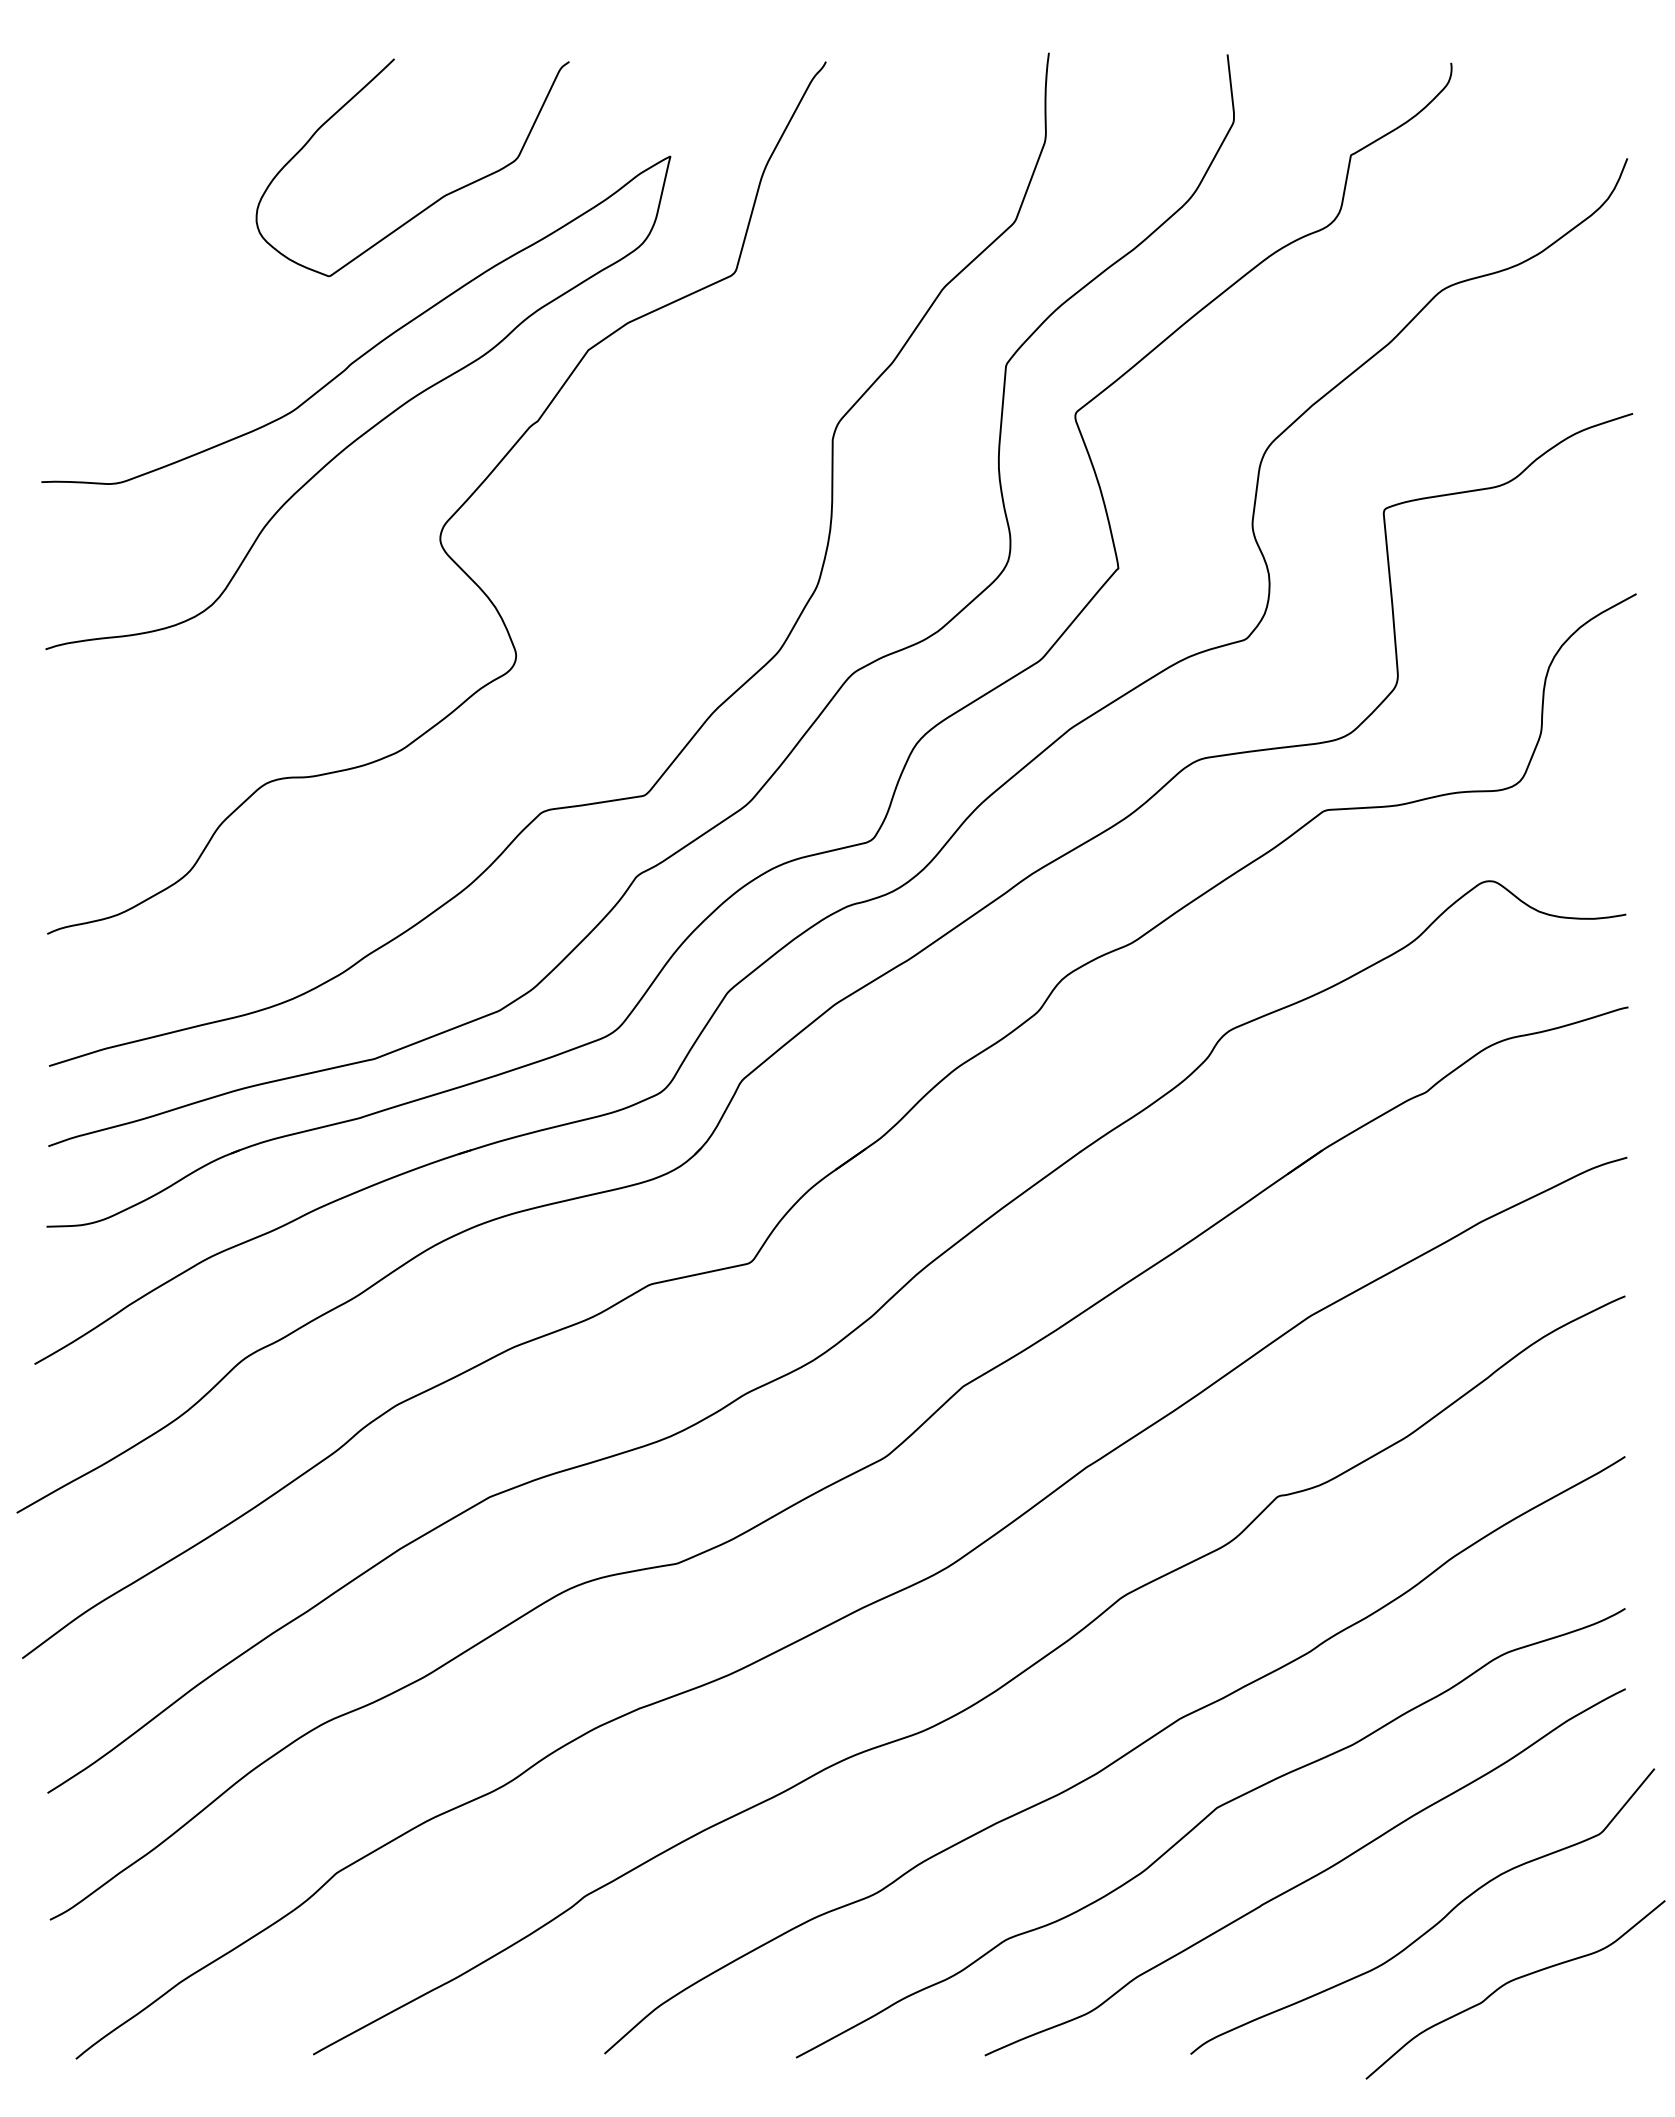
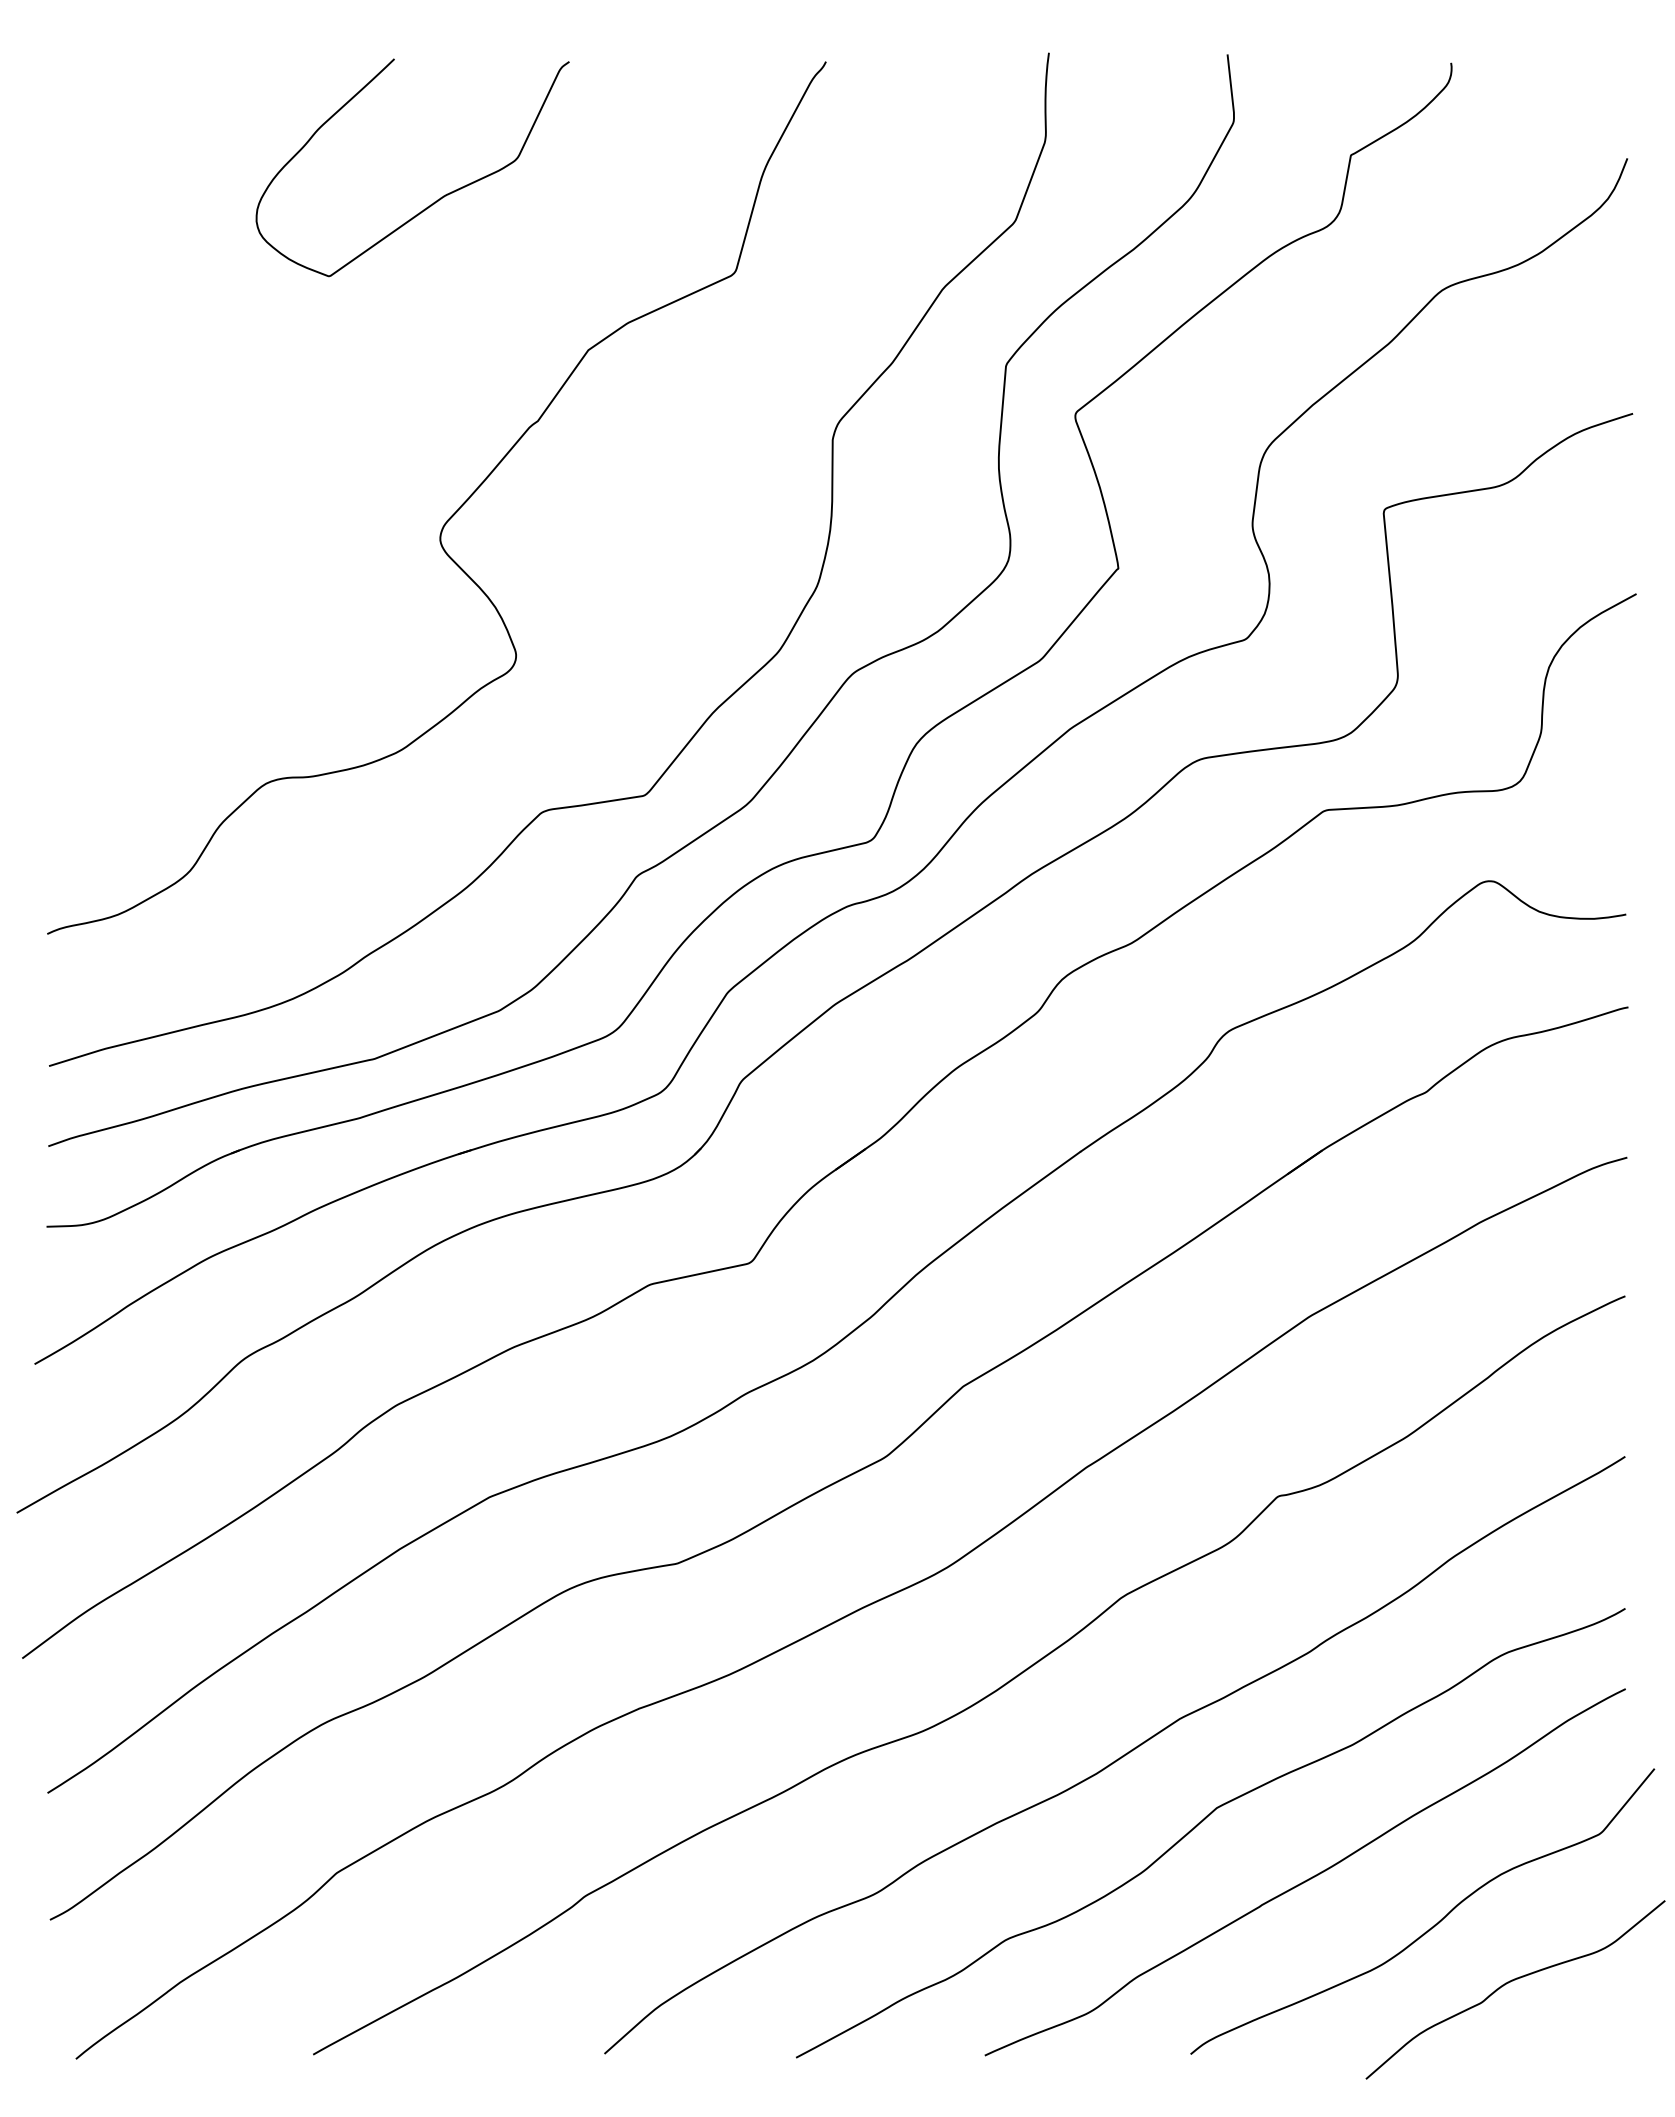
curve: present -> none (374, 424)
